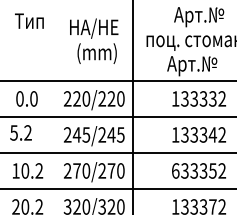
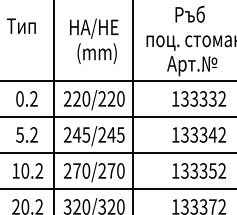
text: Арт.№ -> Ръб (199, 16)
text position: (29, 20) -> (21, 25) (21, 25)
text: 0.0 -> 0.2 (33, 98)
line: none -> present (54, 106)
text position: (20, 132) -> (26, 134) (26, 134)
text: 633352 -> 133352 (175, 170)
